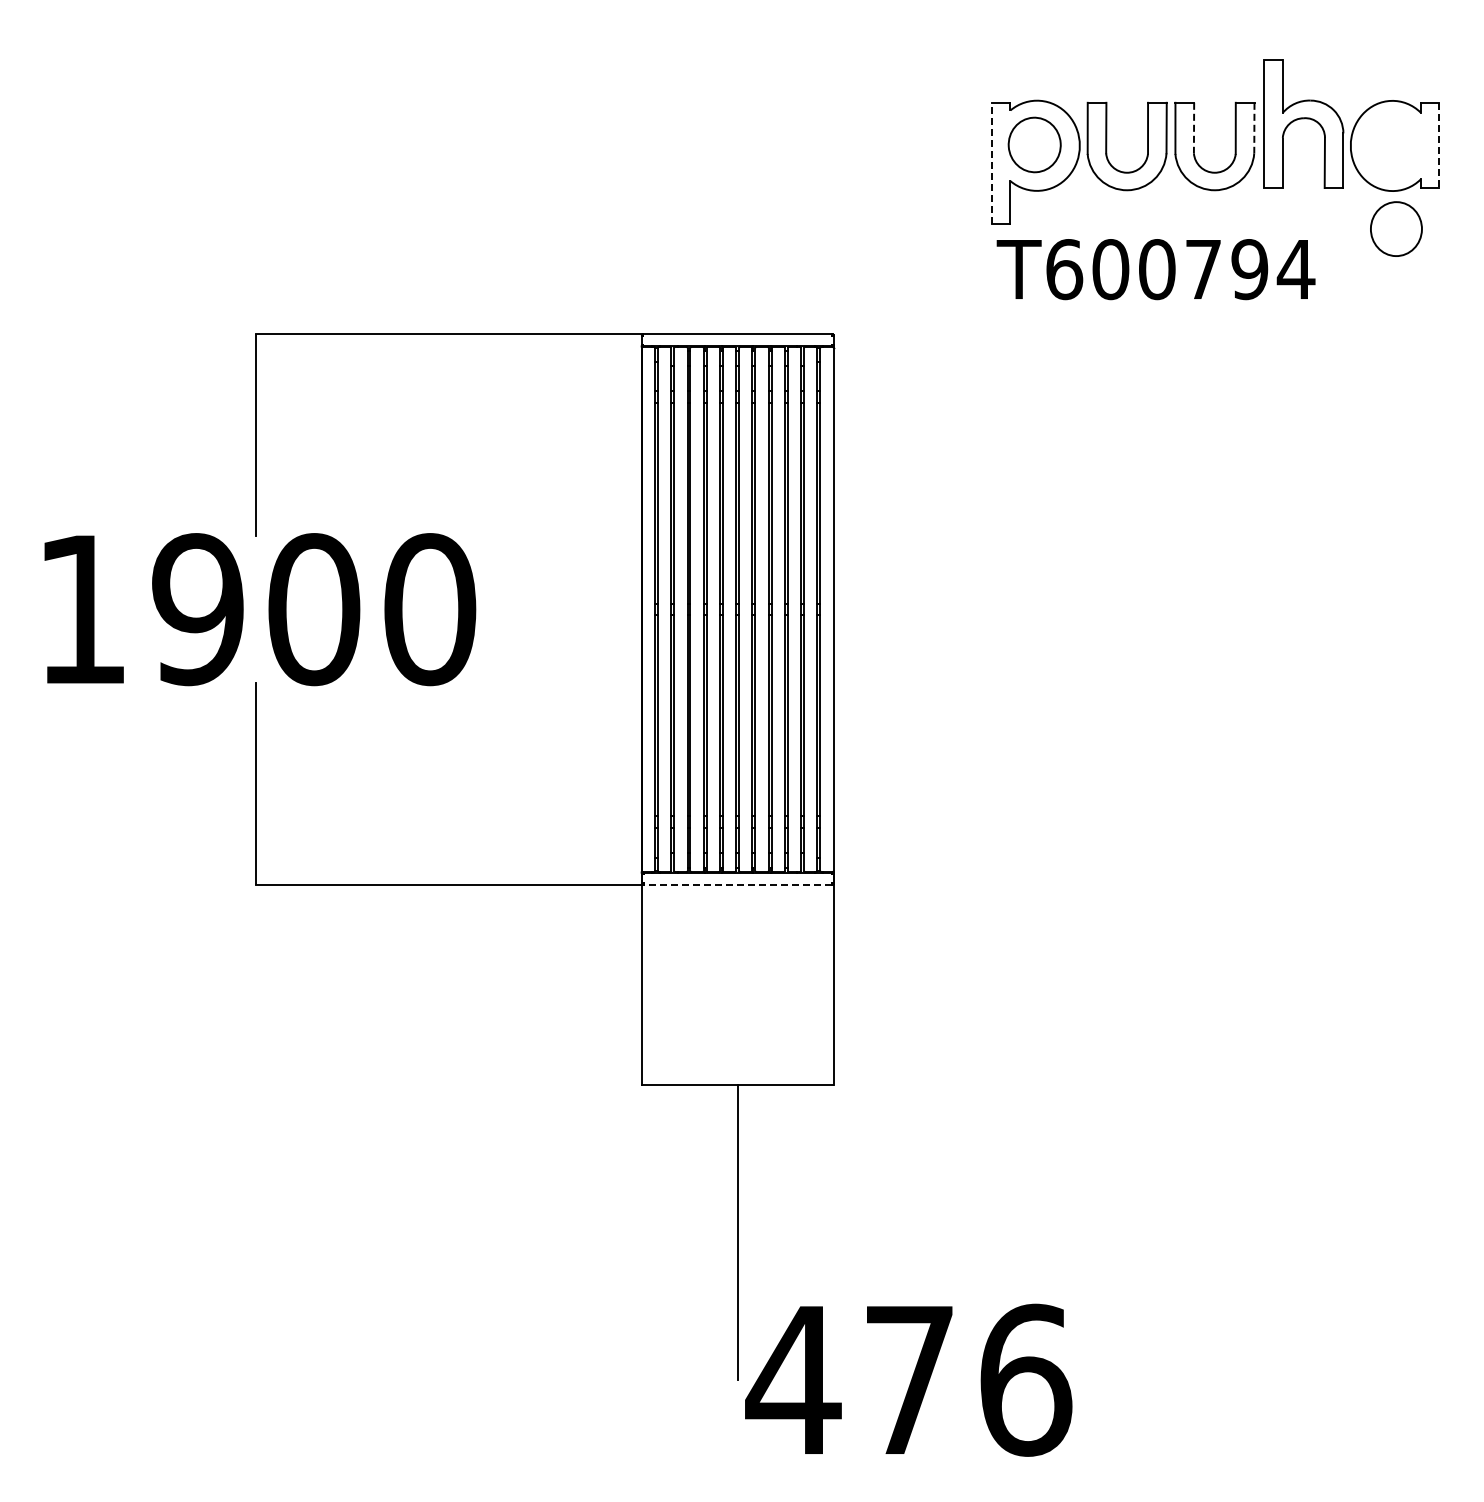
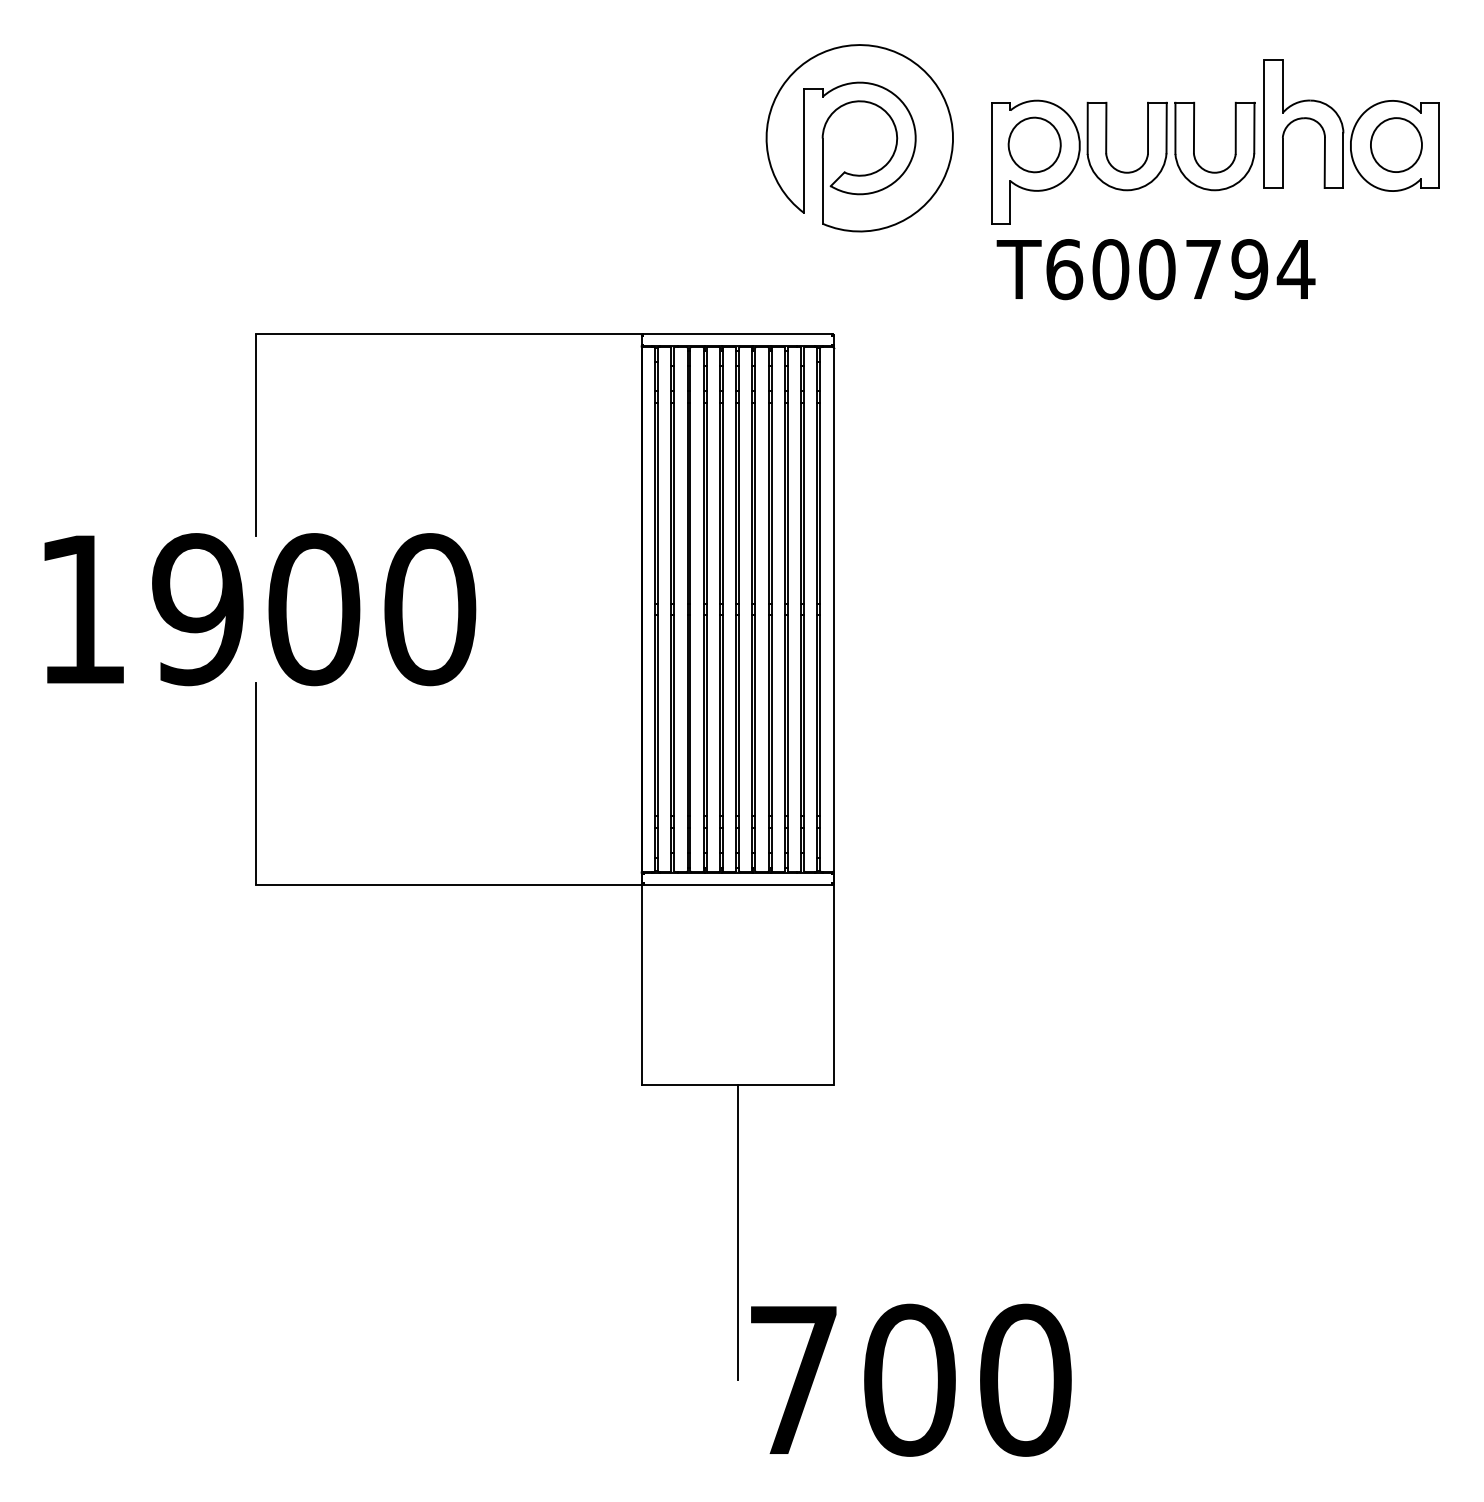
line: dashed -> solid (1194, 128)
line: dashed -> solid (1254, 128)
part: none -> present (859, 138)
line: dashed -> solid (1439, 145)
line: dashed -> solid (991, 162)
part position: (1396, 228) -> (1396, 144) (1396, 144)
line: dashed -> solid (737, 884)
text: 476 -> 700 (908, 1379)
